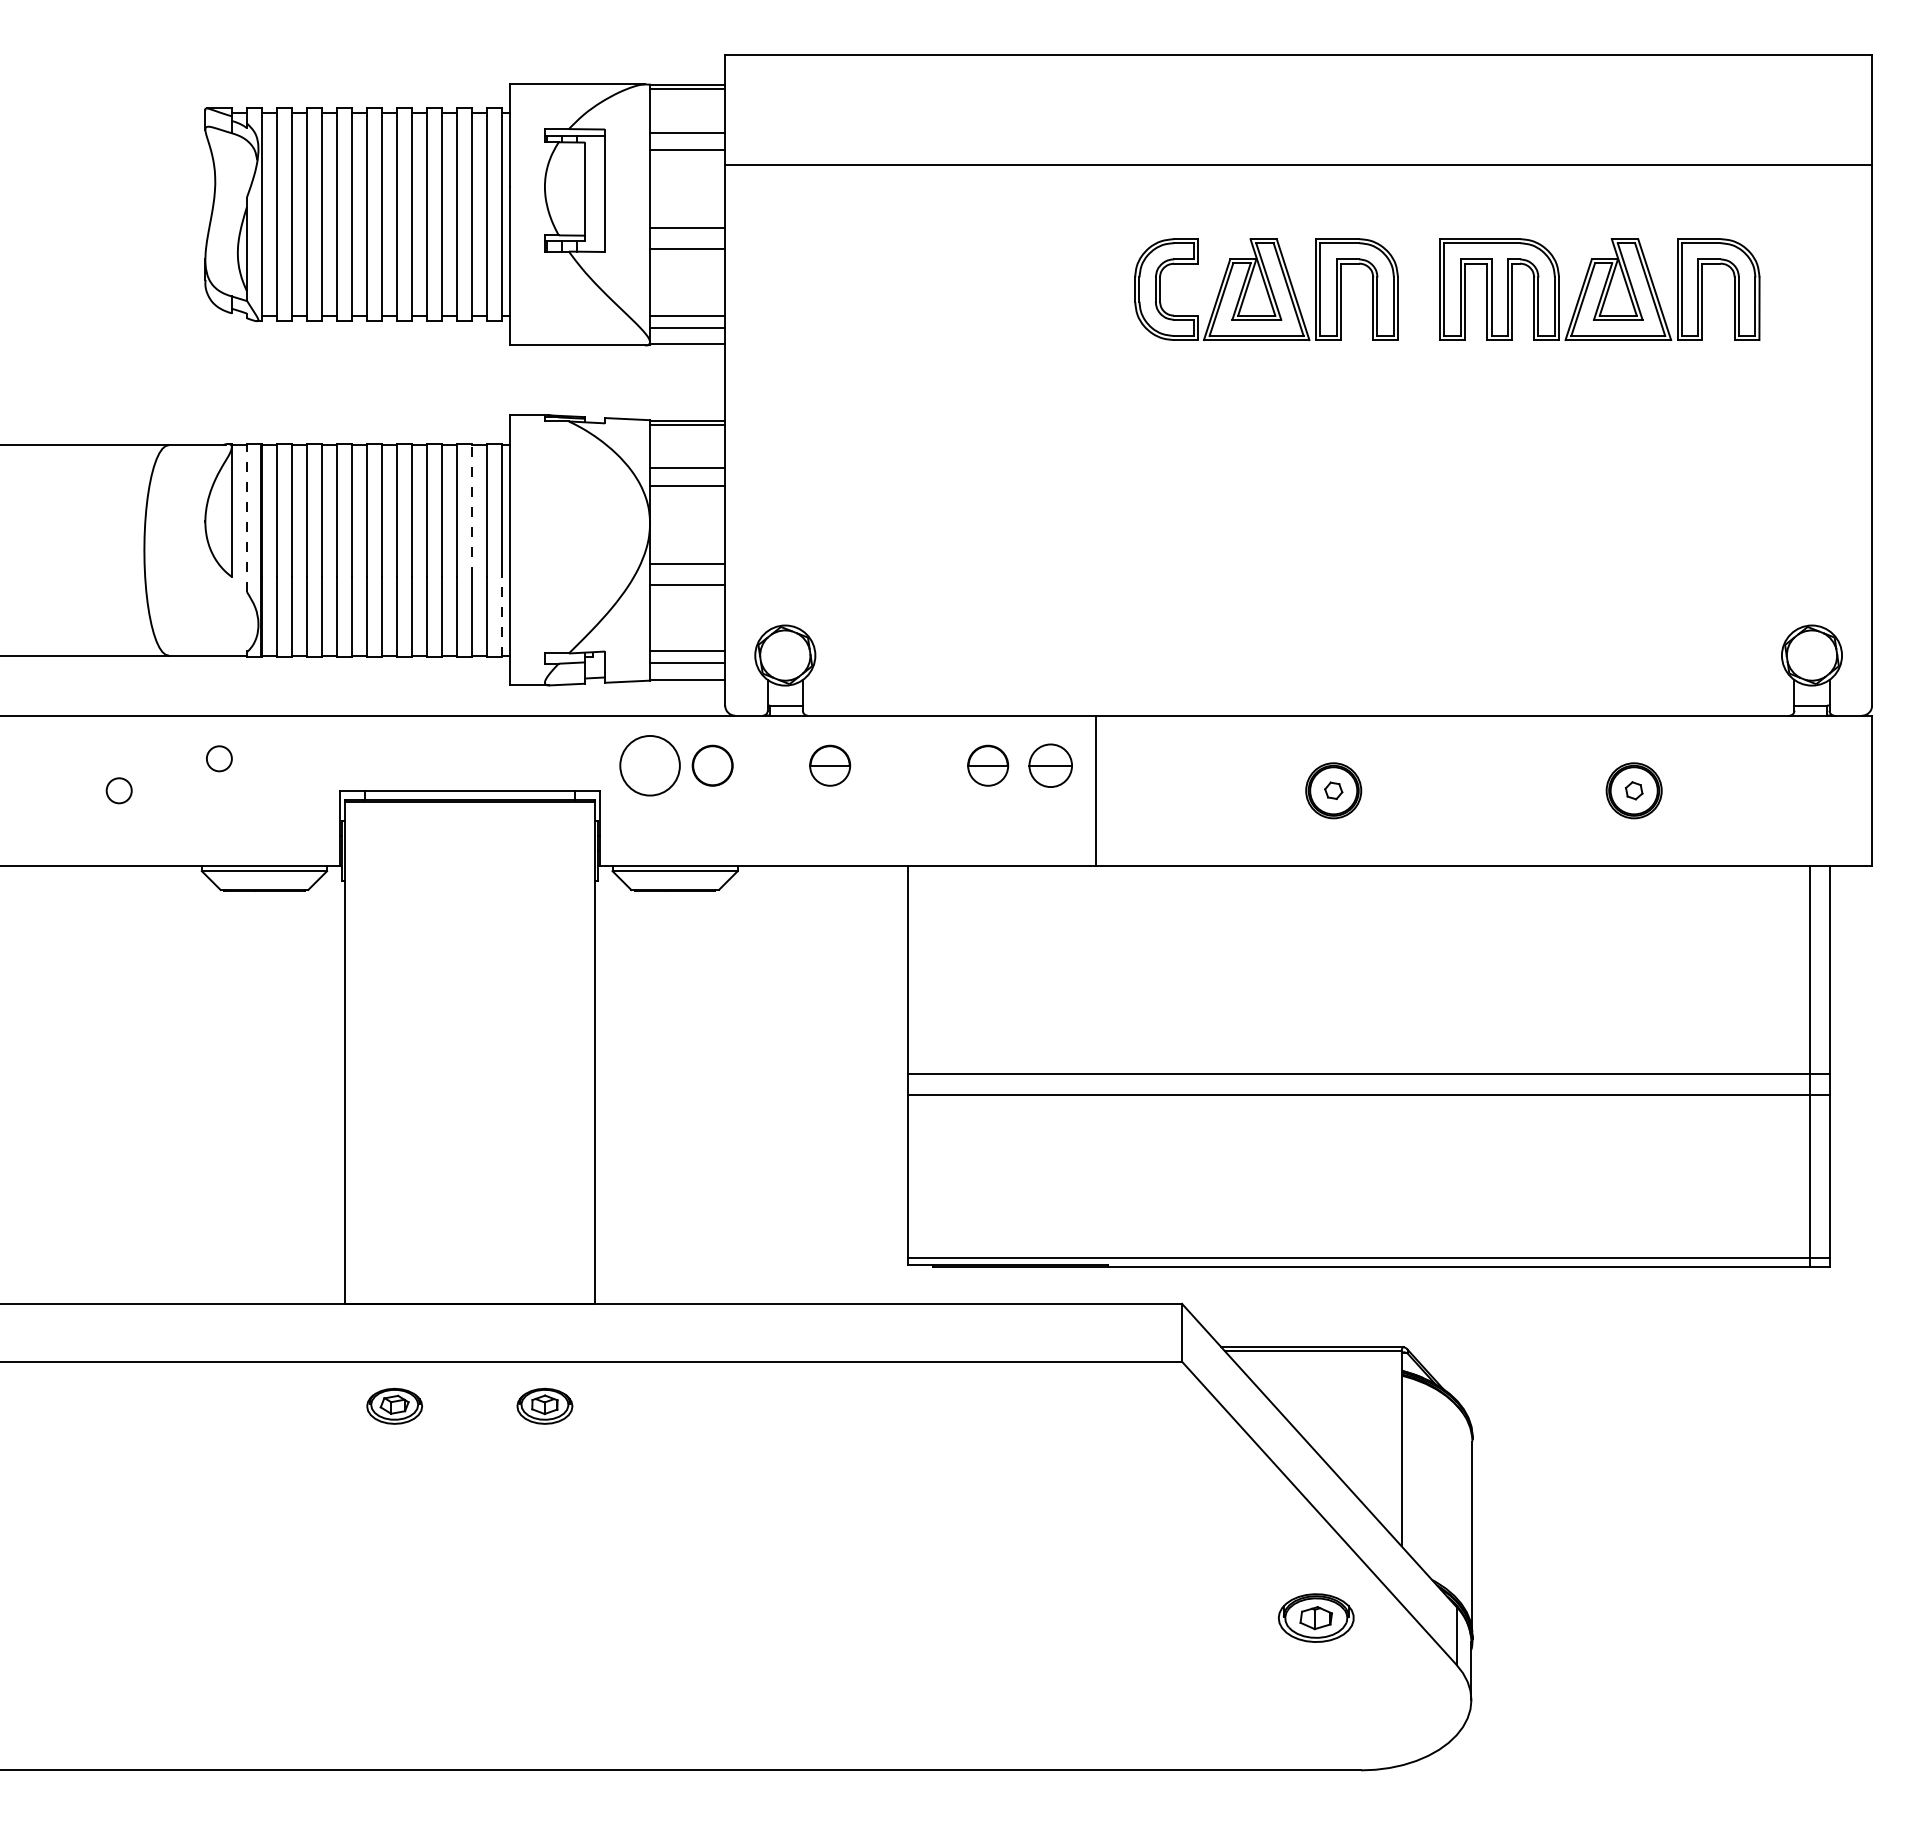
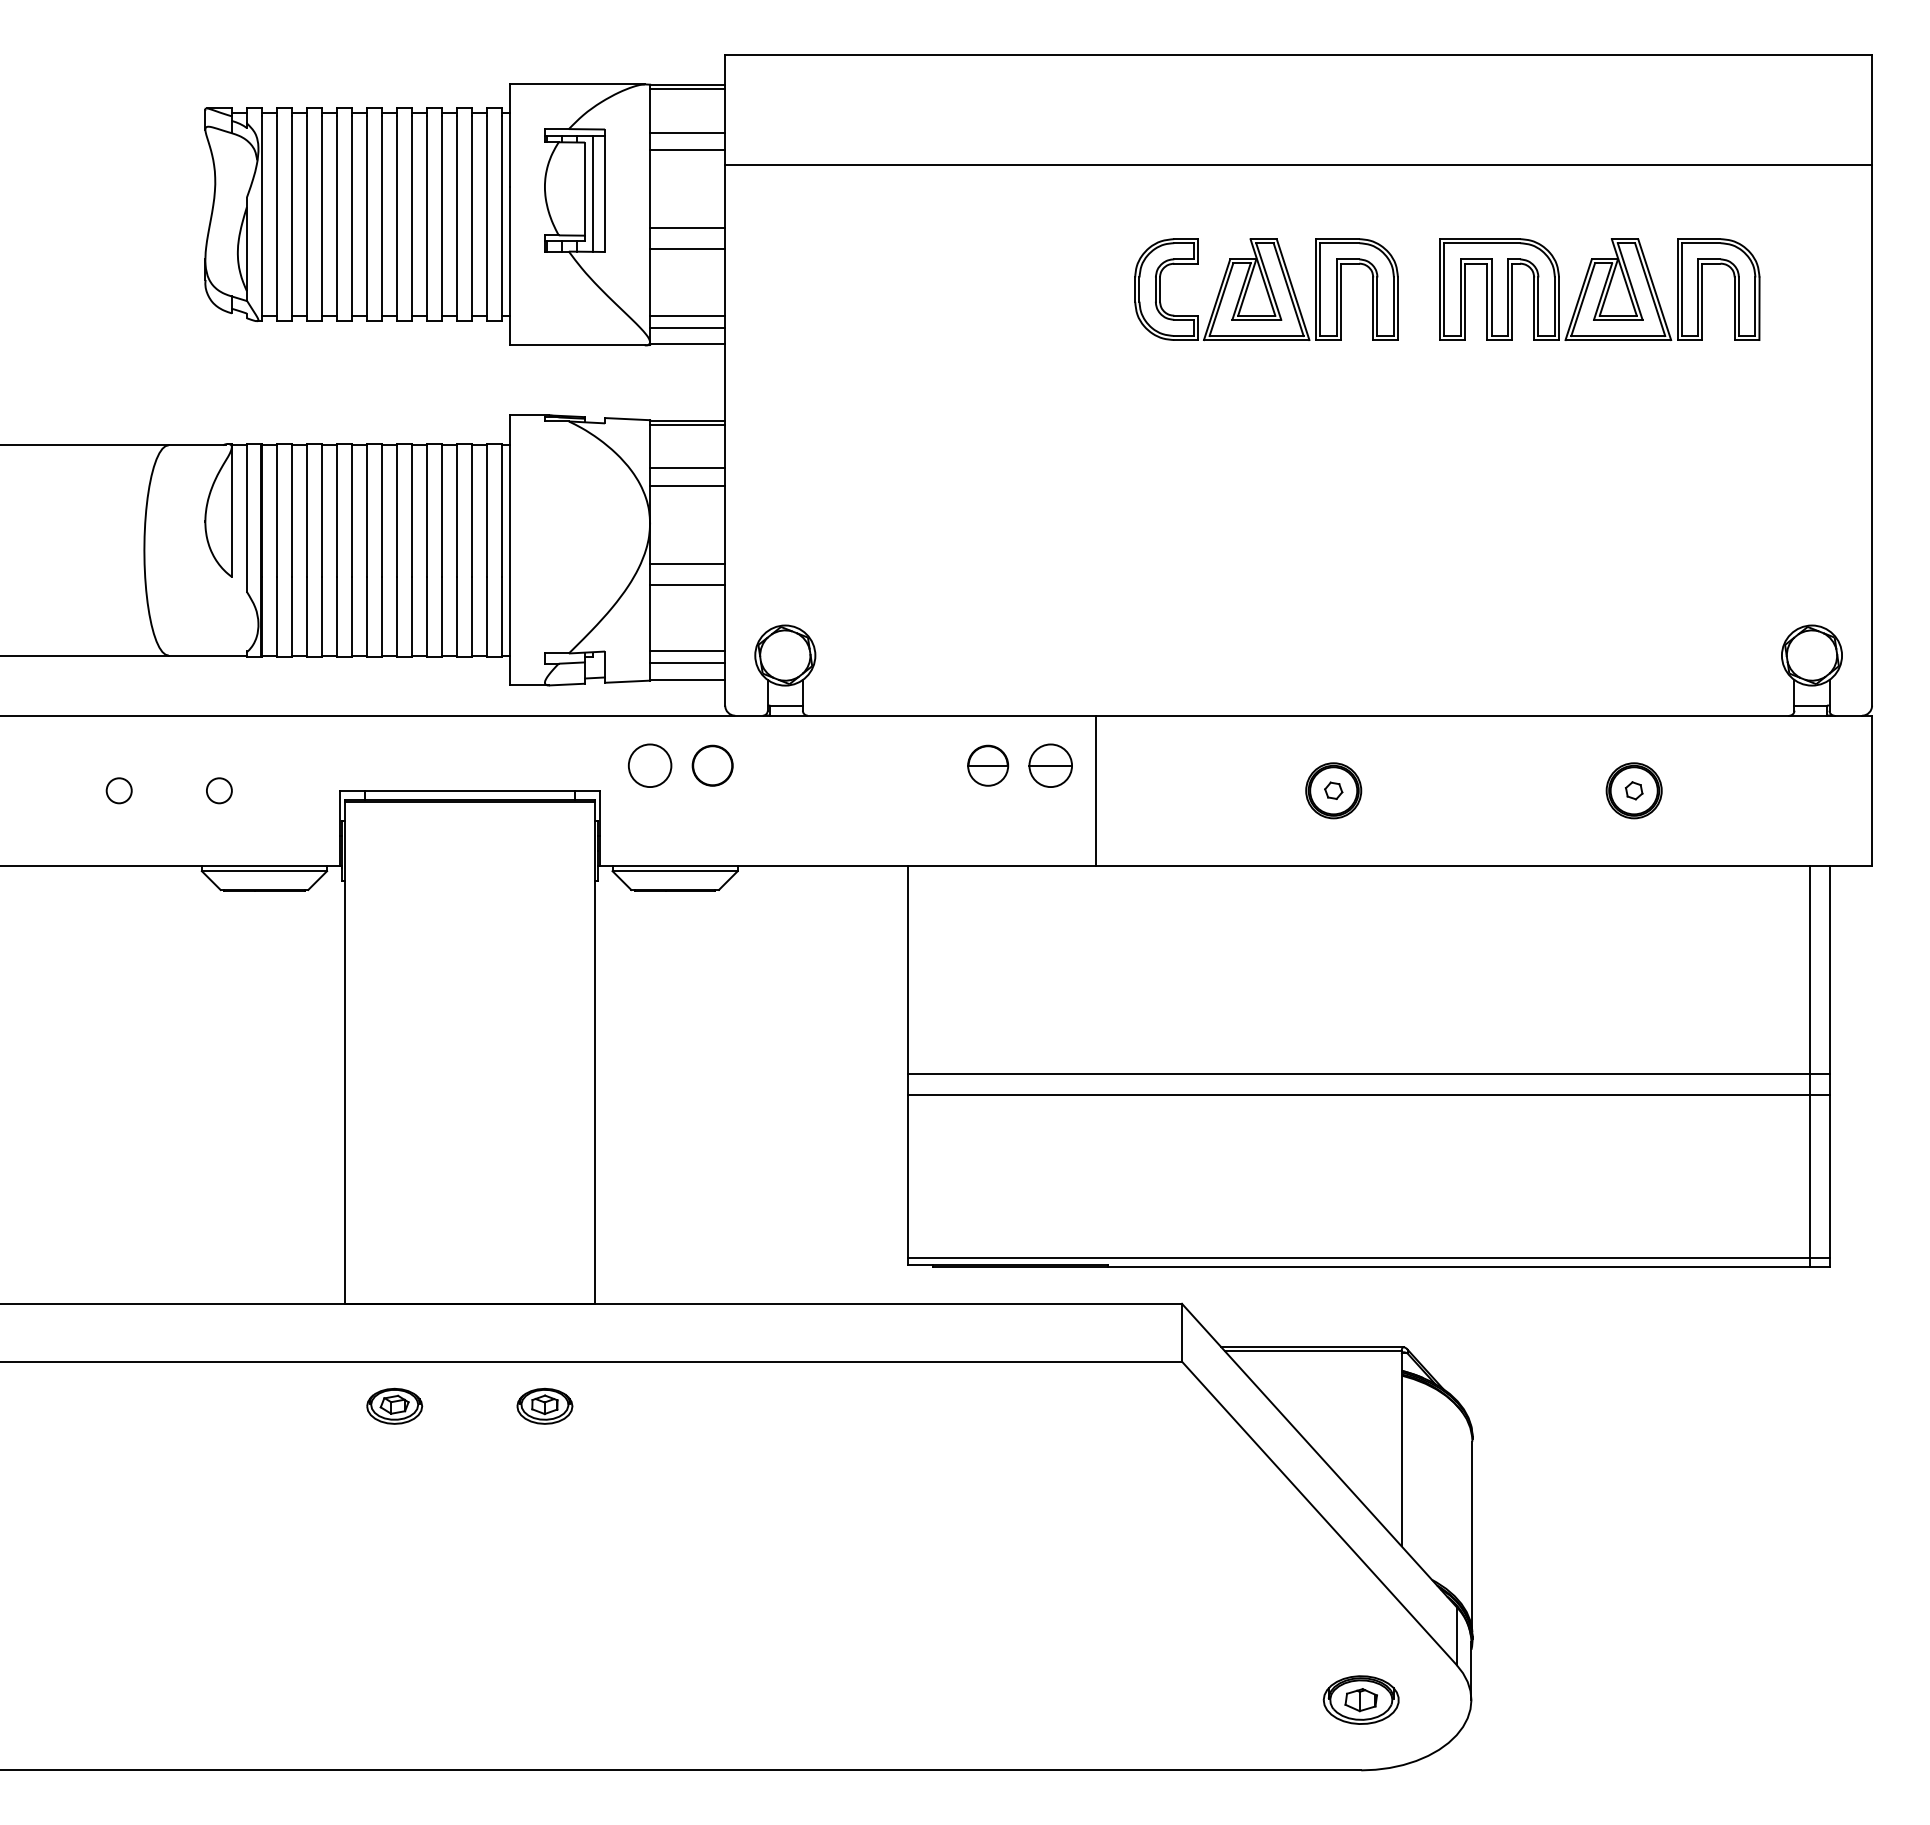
line: none -> present (592, 193)
line: dashed -> solid (472, 509)
line: dashed -> solid (246, 517)
line: dashed -> solid (502, 616)
circle position: (219, 758) -> (219, 790) (219, 790)
circle diameter: 60 px -> 43 px (649, 765)
part: present -> none (830, 765)
part position: (1315, 1617) -> (1360, 1699) (1360, 1699)
